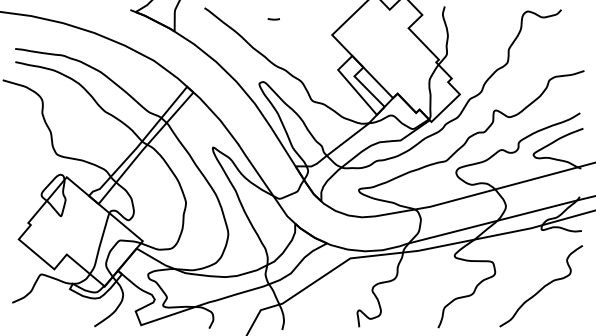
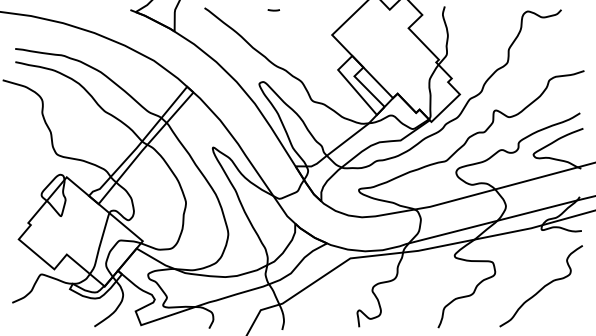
line position: (273, 19) -> (273, 10) (273, 10)
